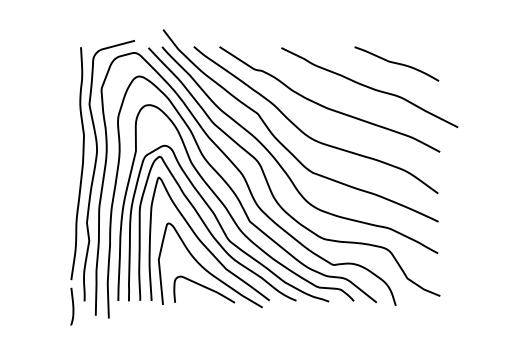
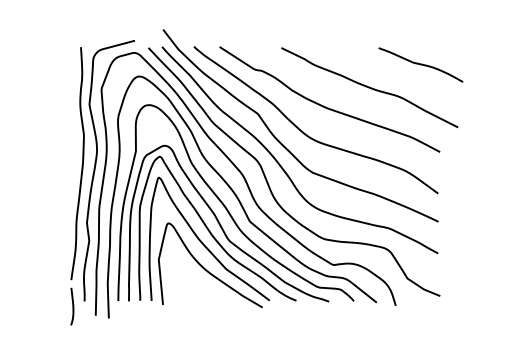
curve position: (396, 63) -> (420, 64) (420, 64)
curve: present -> none (205, 288)
